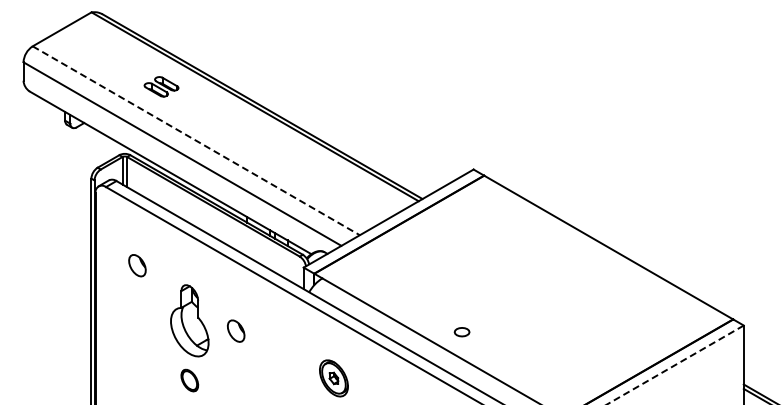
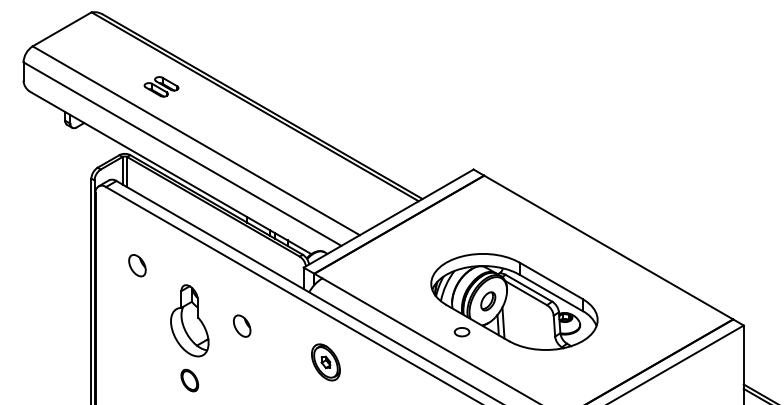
line: dashed -> solid (196, 140)
part: none -> present (514, 301)
part position: (236, 330) -> (242, 325) (242, 325)
line: dashed -> solid (674, 365)
part position: (333, 378) -> (325, 362) (325, 362)
